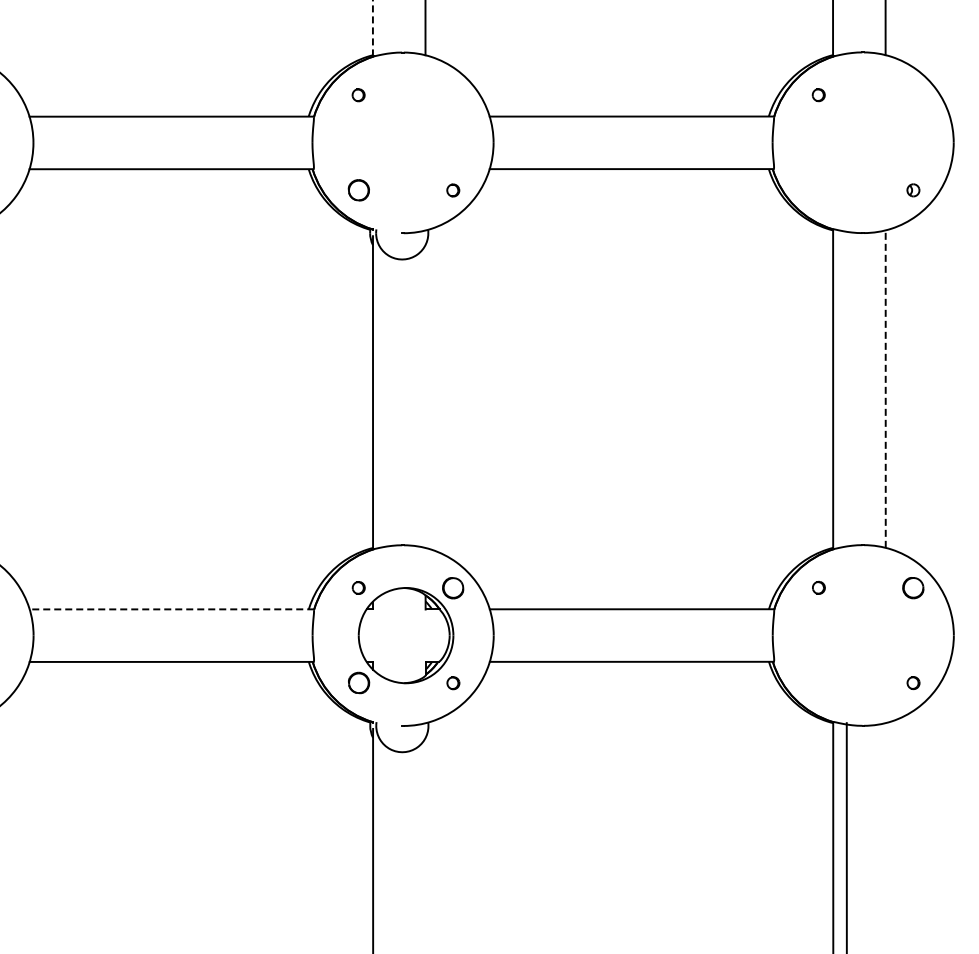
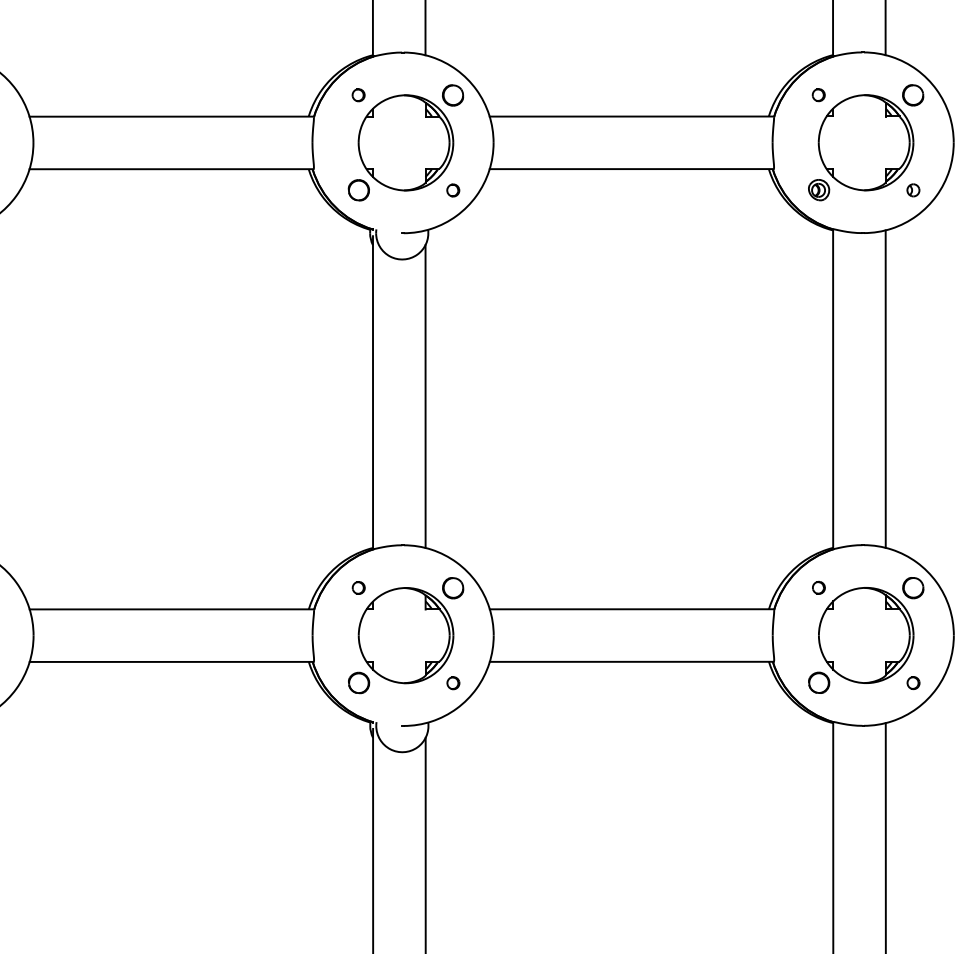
line: dashed -> solid (372, 28)
part: none -> present (410, 137)
part: none -> present (866, 142)
line: dashed -> solid (885, 389)
line: none -> present (425, 396)
line: dashed -> solid (171, 609)
part: none -> present (861, 640)
line position: (846, 836) -> (885, 836) (885, 836)
line: none -> present (425, 843)
